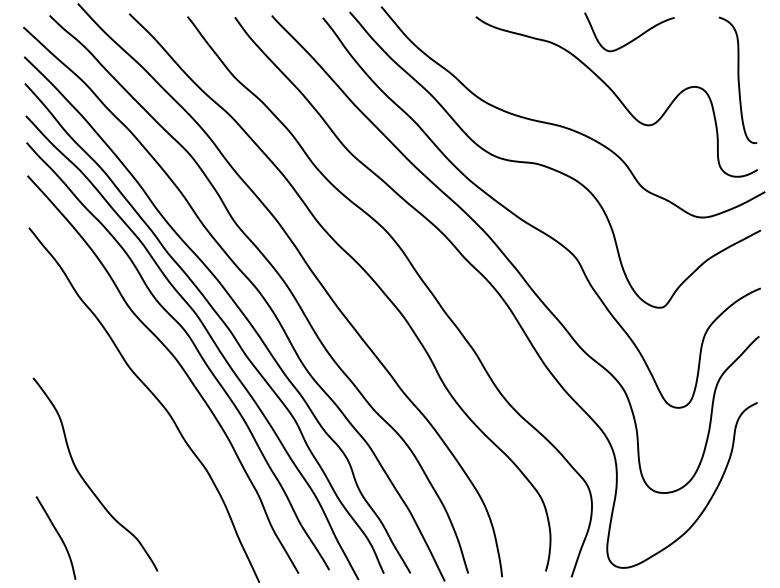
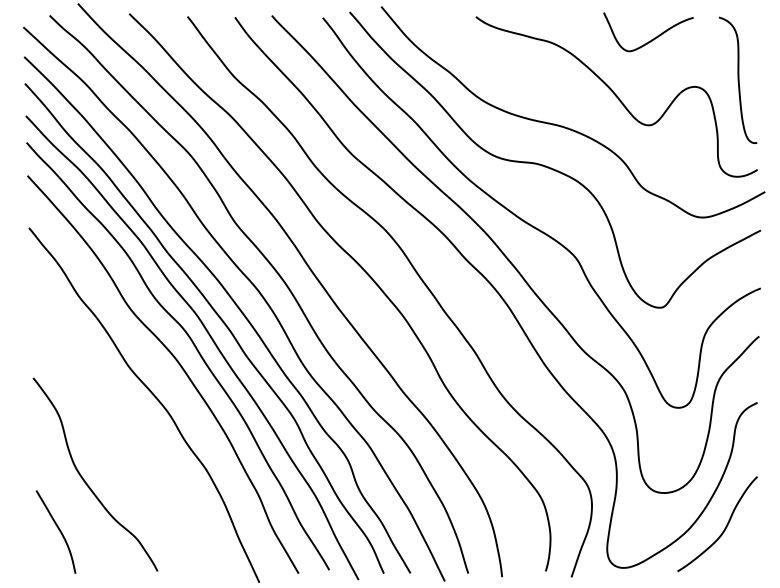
curve position: (632, 39) -> (651, 39) (651, 39)
curve: none -> present (724, 528)
curve position: (58, 536) -> (58, 530) (58, 530)
